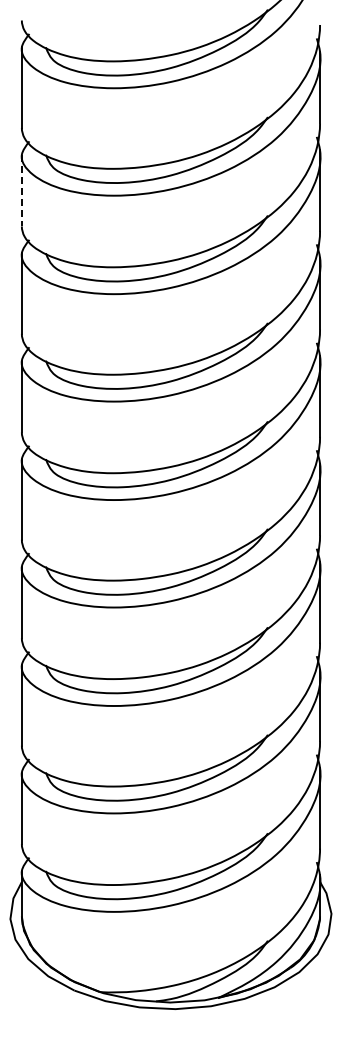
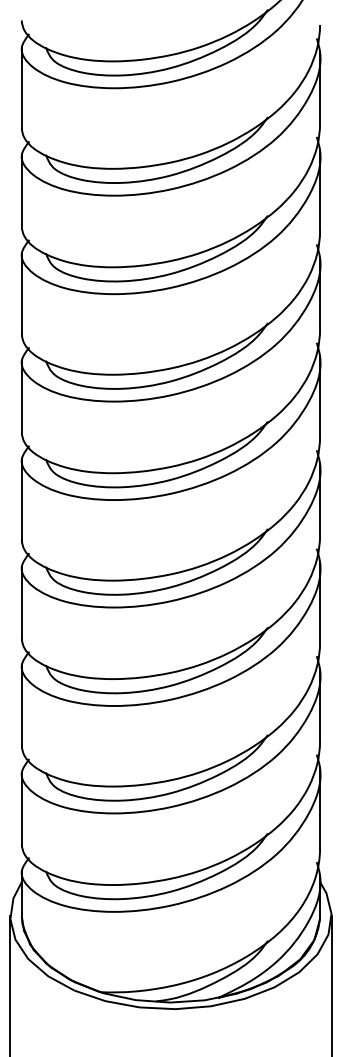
line: dashed -> solid (21, 190)
line: none -> present (10, 984)
line: none -> present (331, 984)
